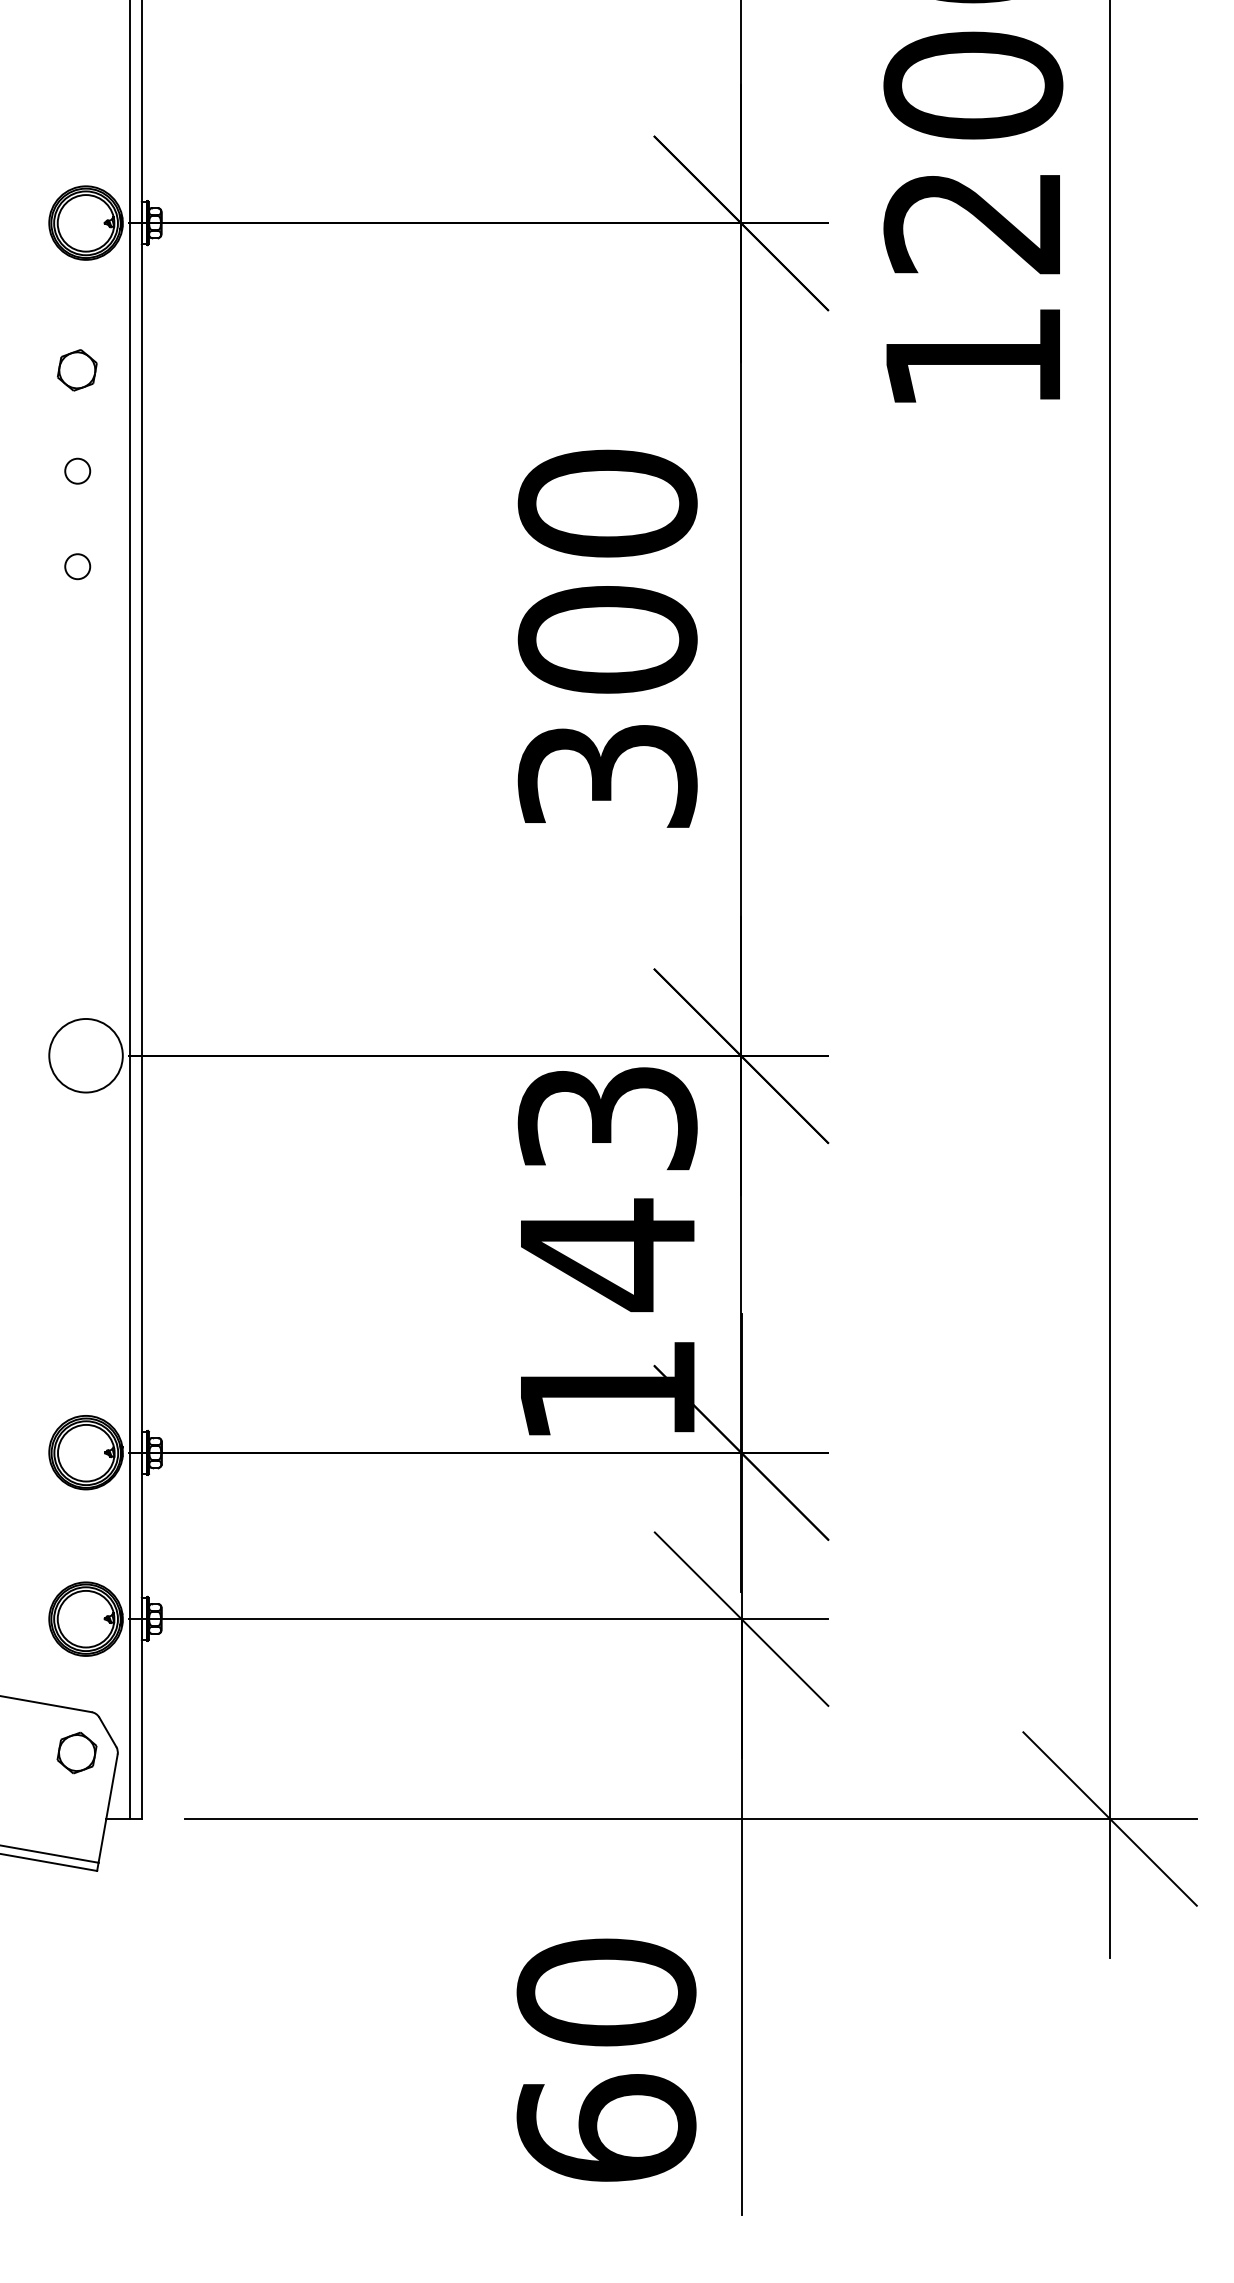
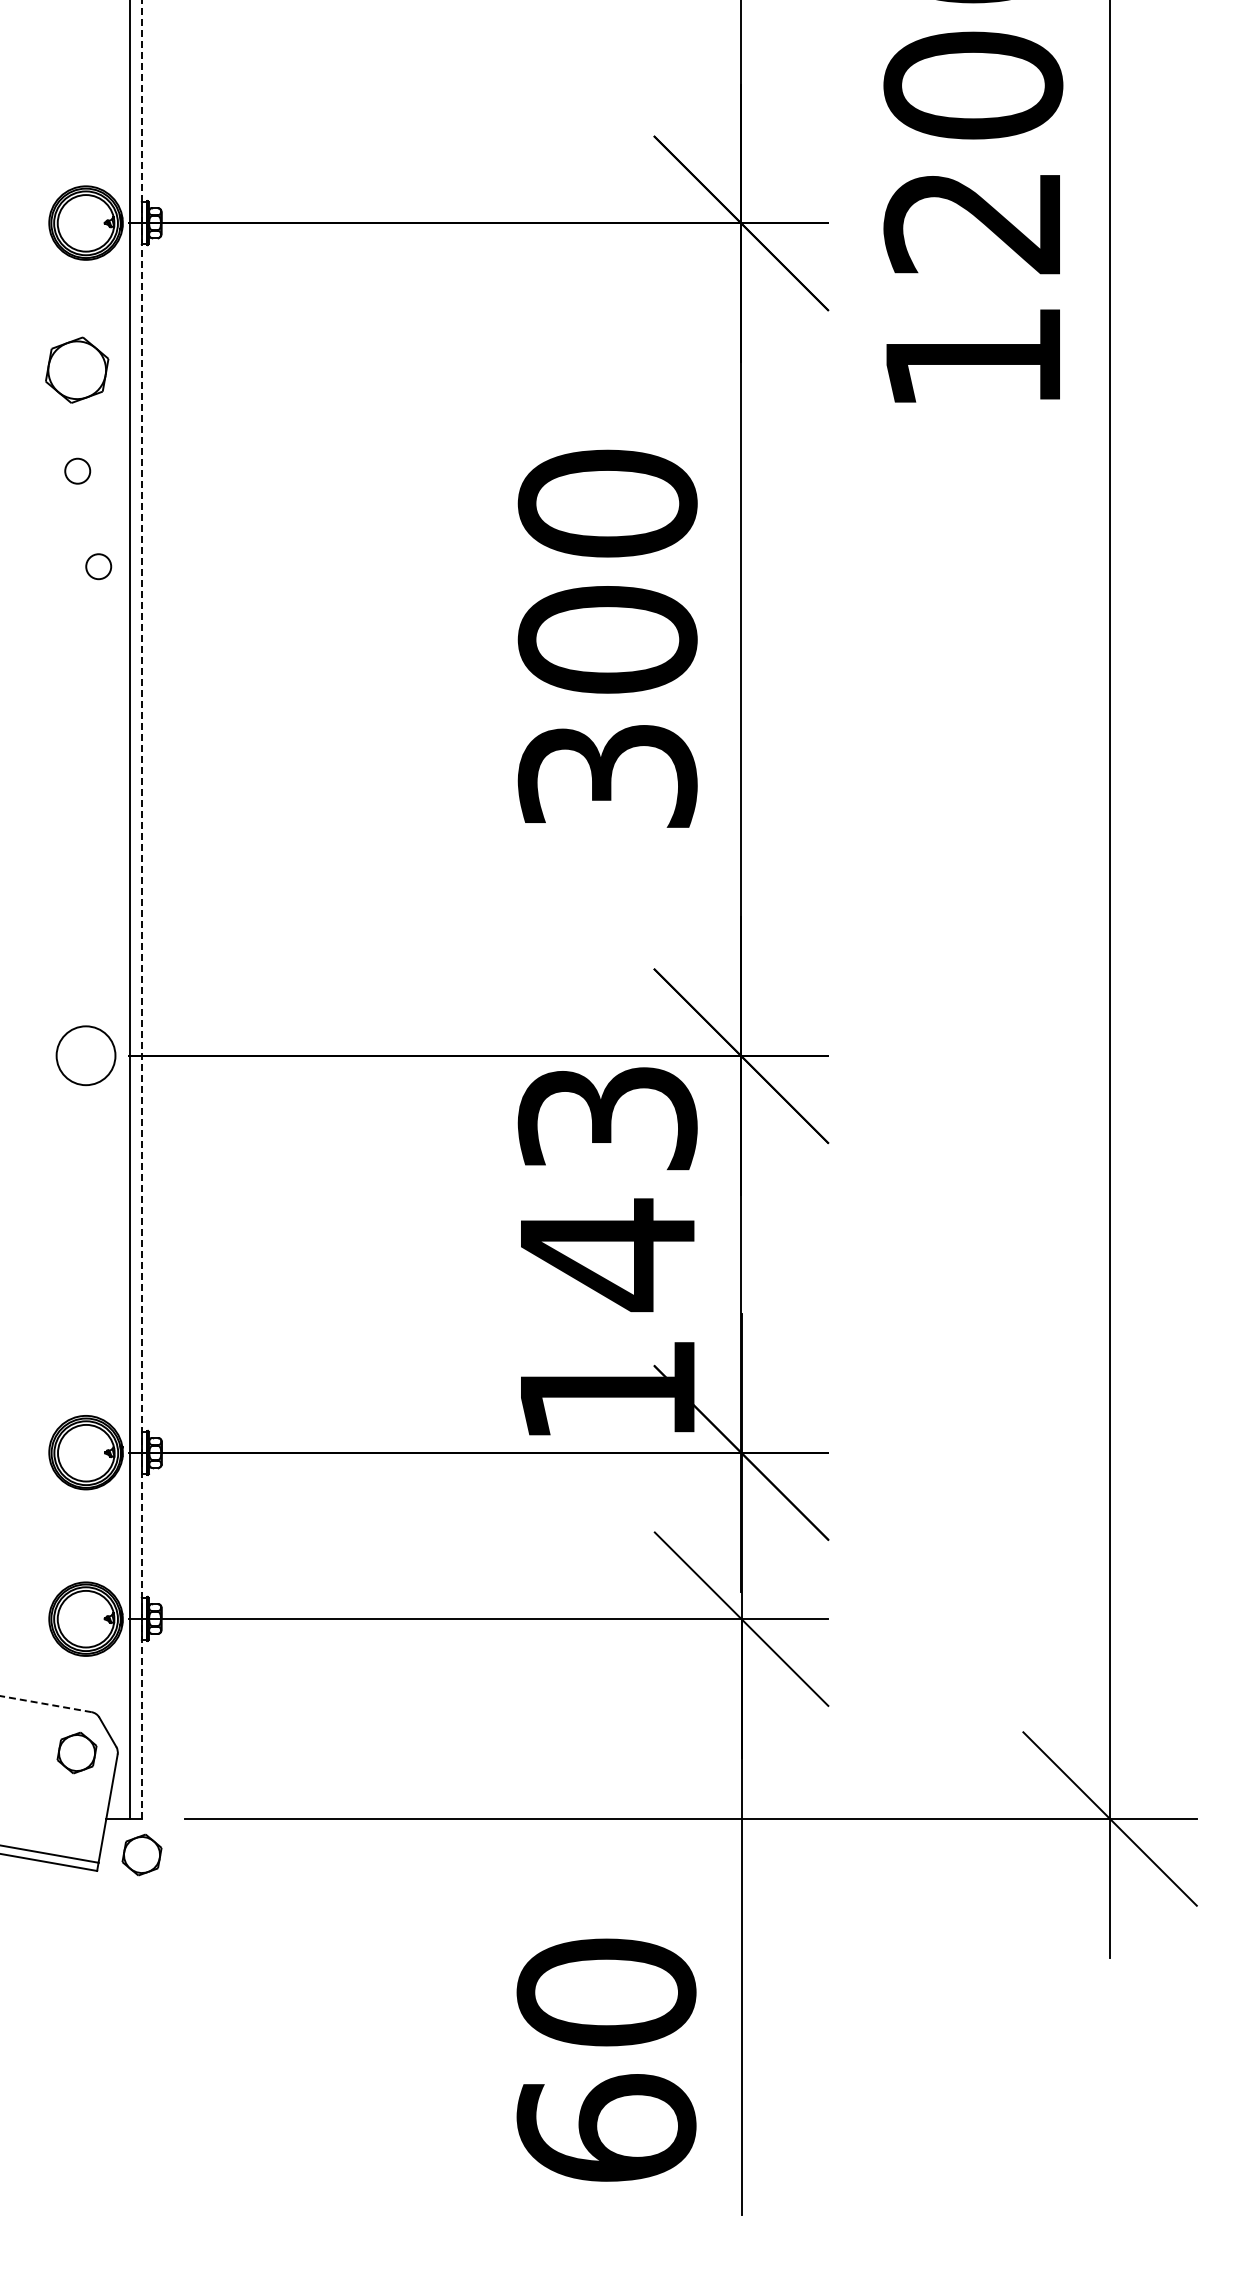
part size: 41x43 px -> 65x68 px (77, 369)
circle position: (77, 566) -> (98, 566) (98, 566)
line: solid -> dashed (141, 909)
circle diameter: 74 px -> 59 px (85, 1055)
line: solid -> dashed (45, 1704)
part: none -> present (141, 1854)
